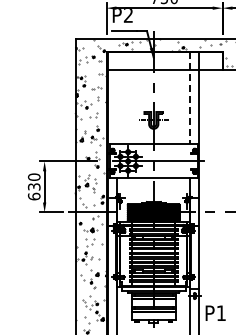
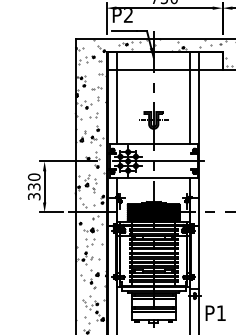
line: none -> present (117, 97)
line: dashed -> solid (190, 98)
text: 630 -> 330 (33, 196)
